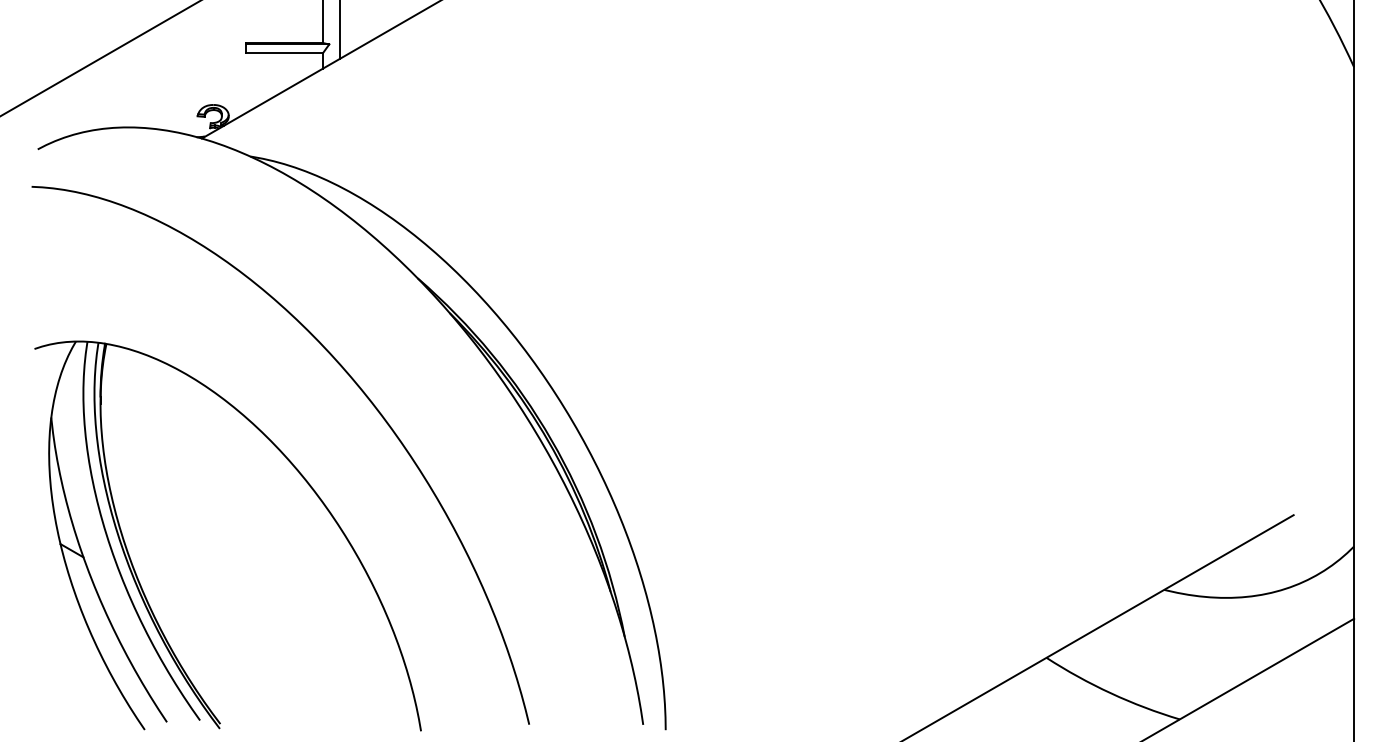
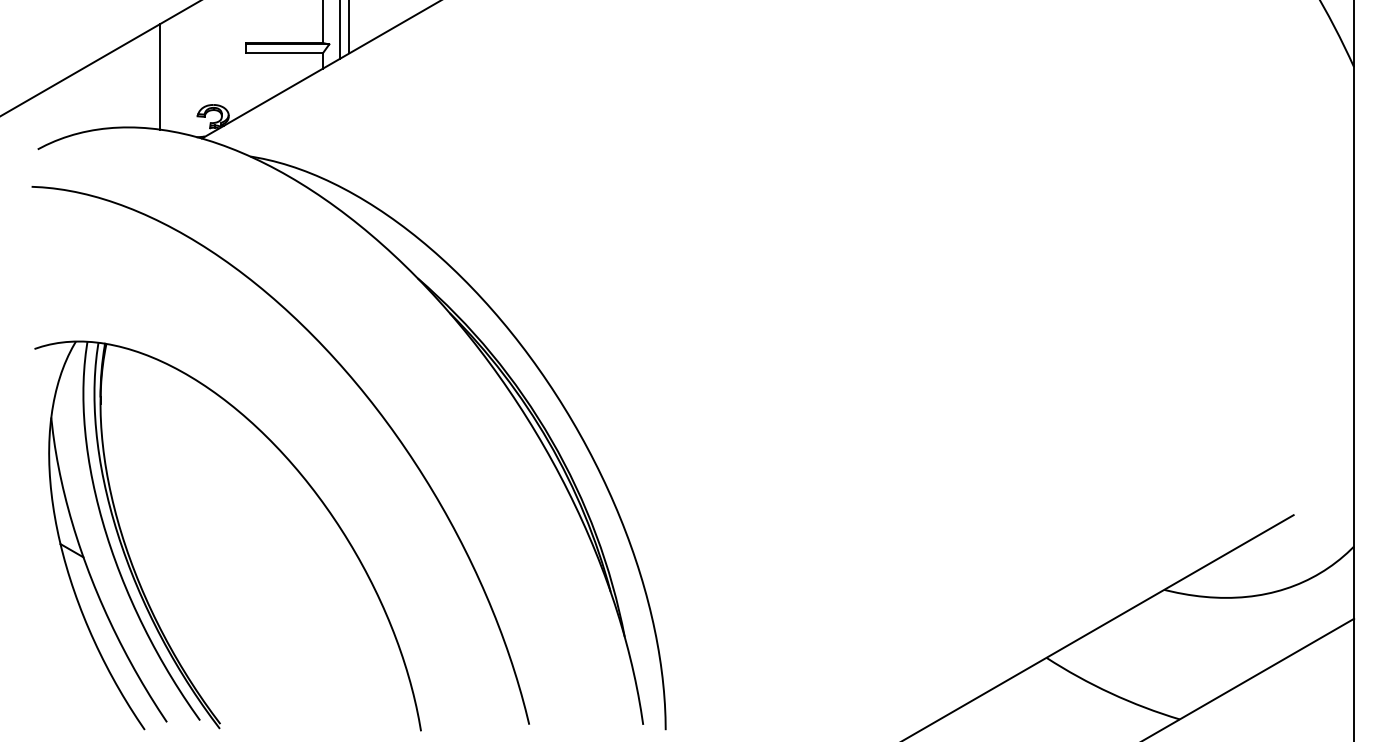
line: none -> present (349, 27)
line: none -> present (160, 76)
